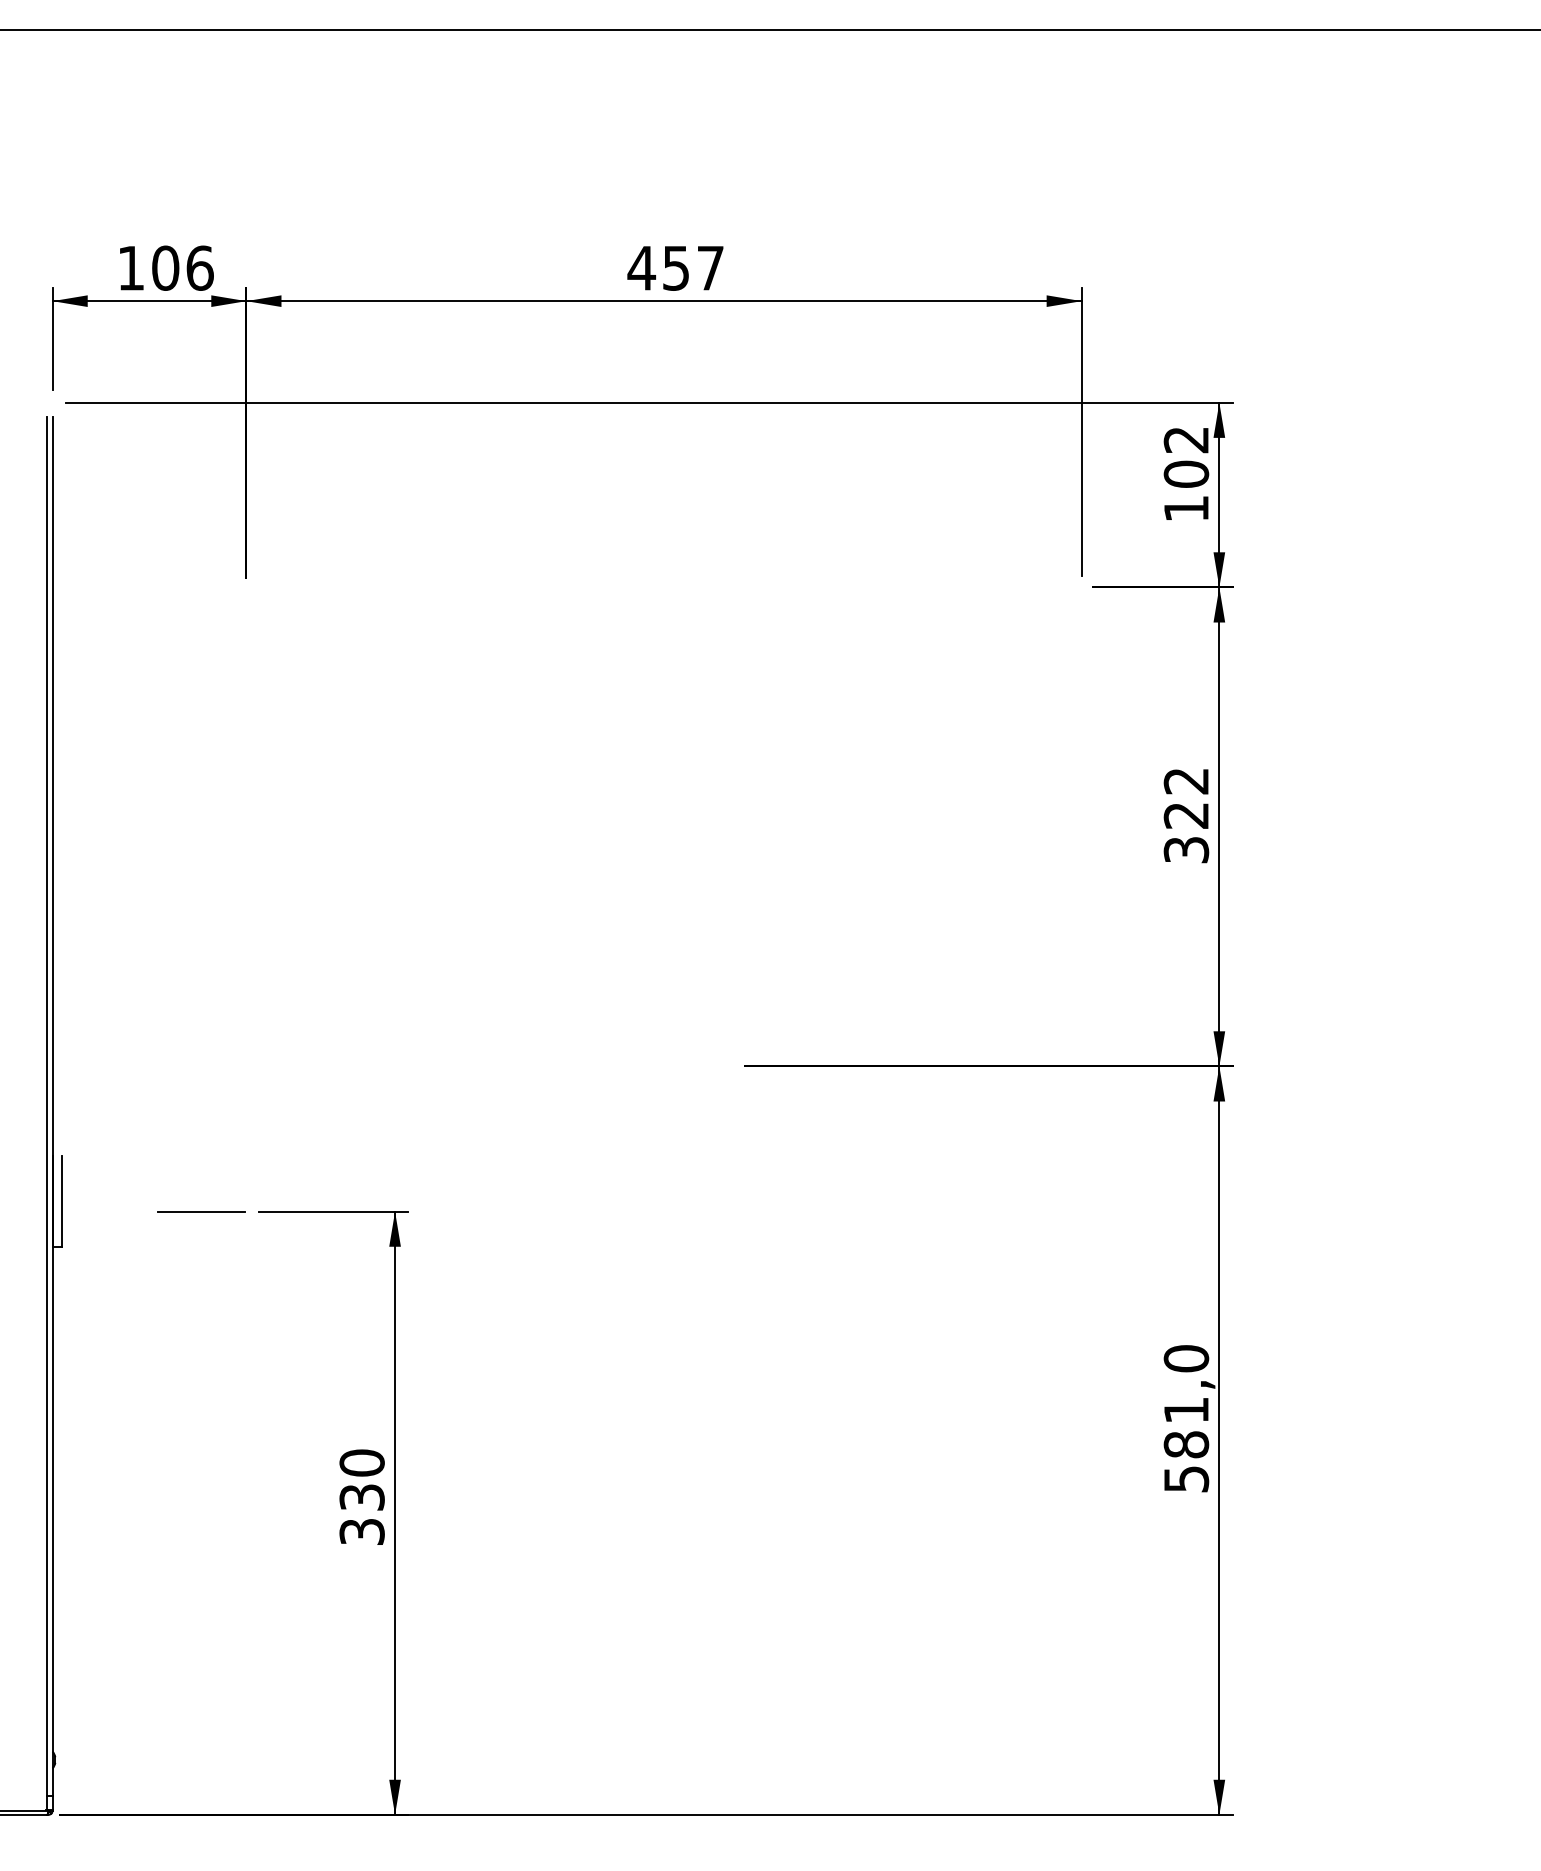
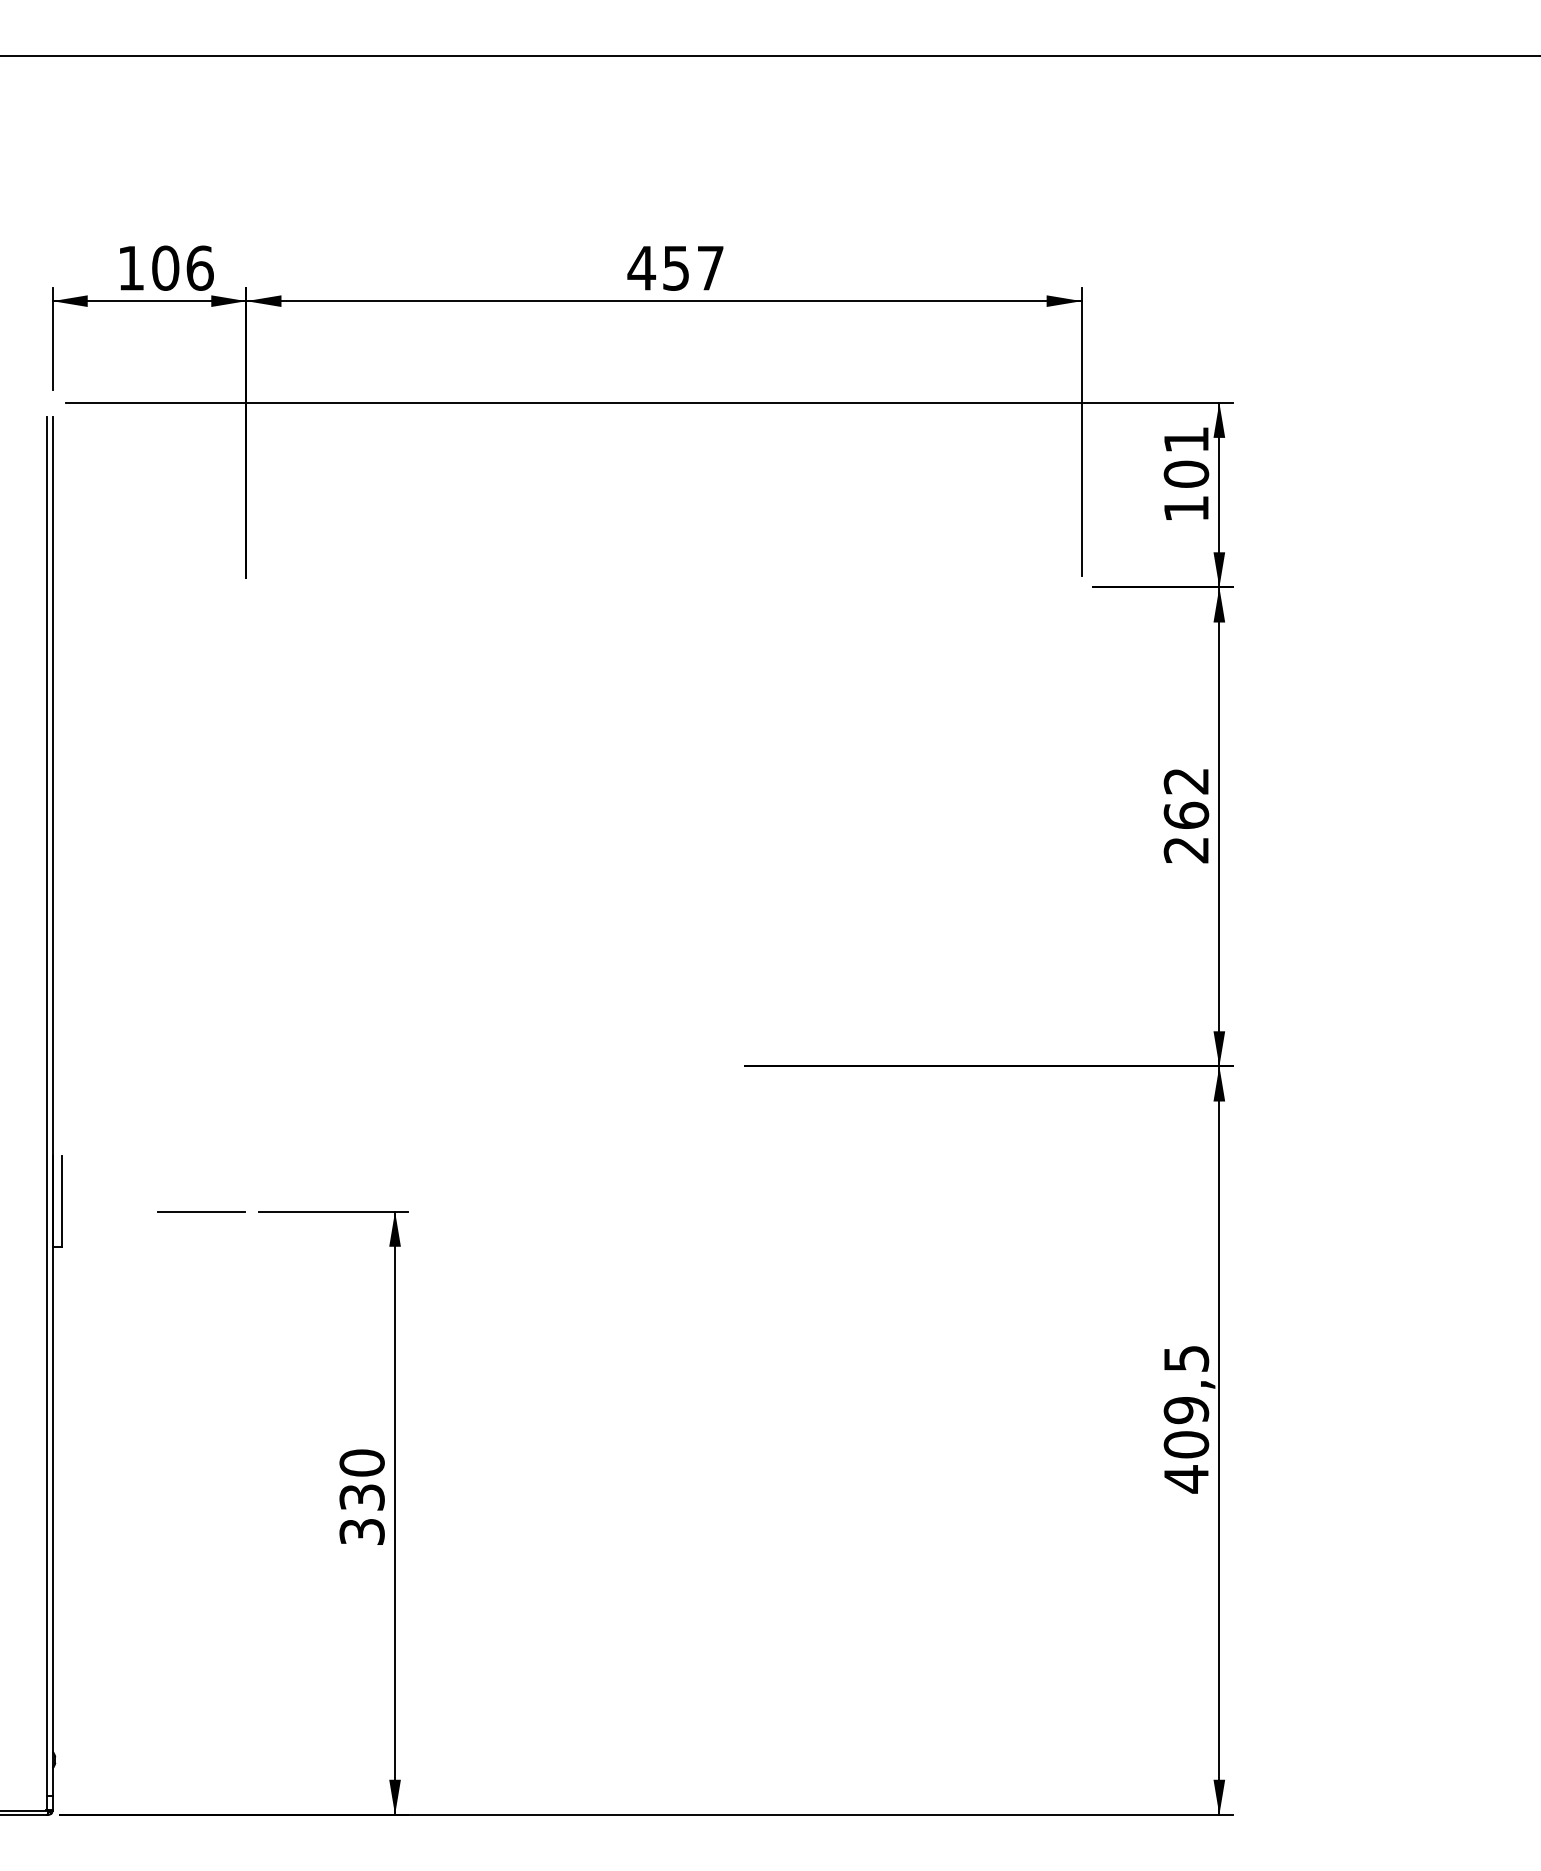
line position: (769, 30) -> (769, 56) (769, 56)
text: 102 -> 101 (1185, 440)
text: 322 -> 262 (1186, 832)
text: 581,0 -> 409,5 (1186, 1419)
